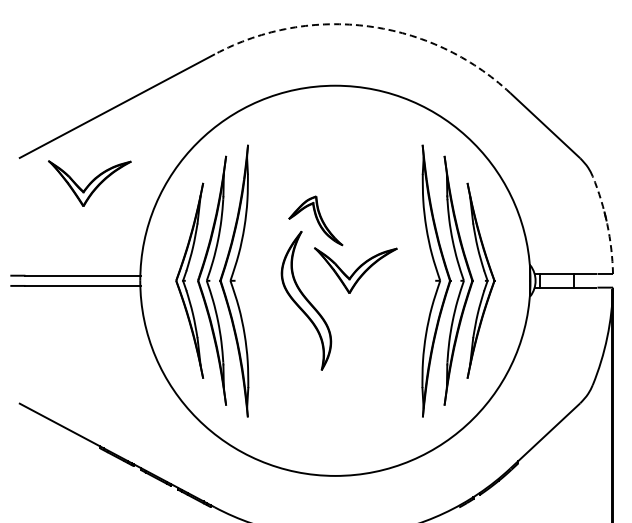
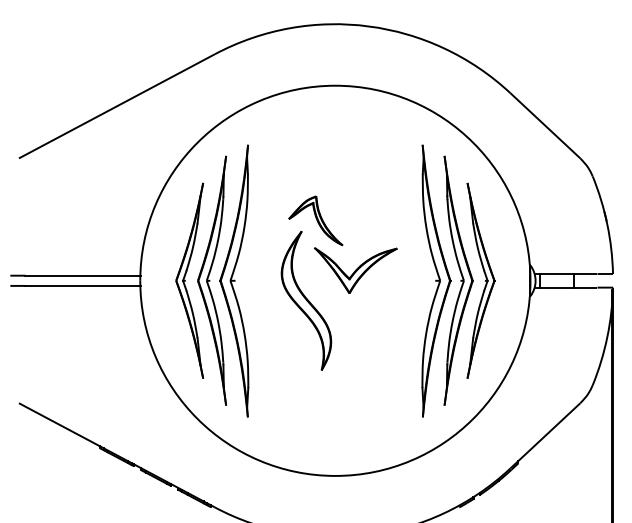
arc: dashed -> solid (368, 26)
part: present -> none (89, 183)
arc: dashed -> solid (607, 224)
